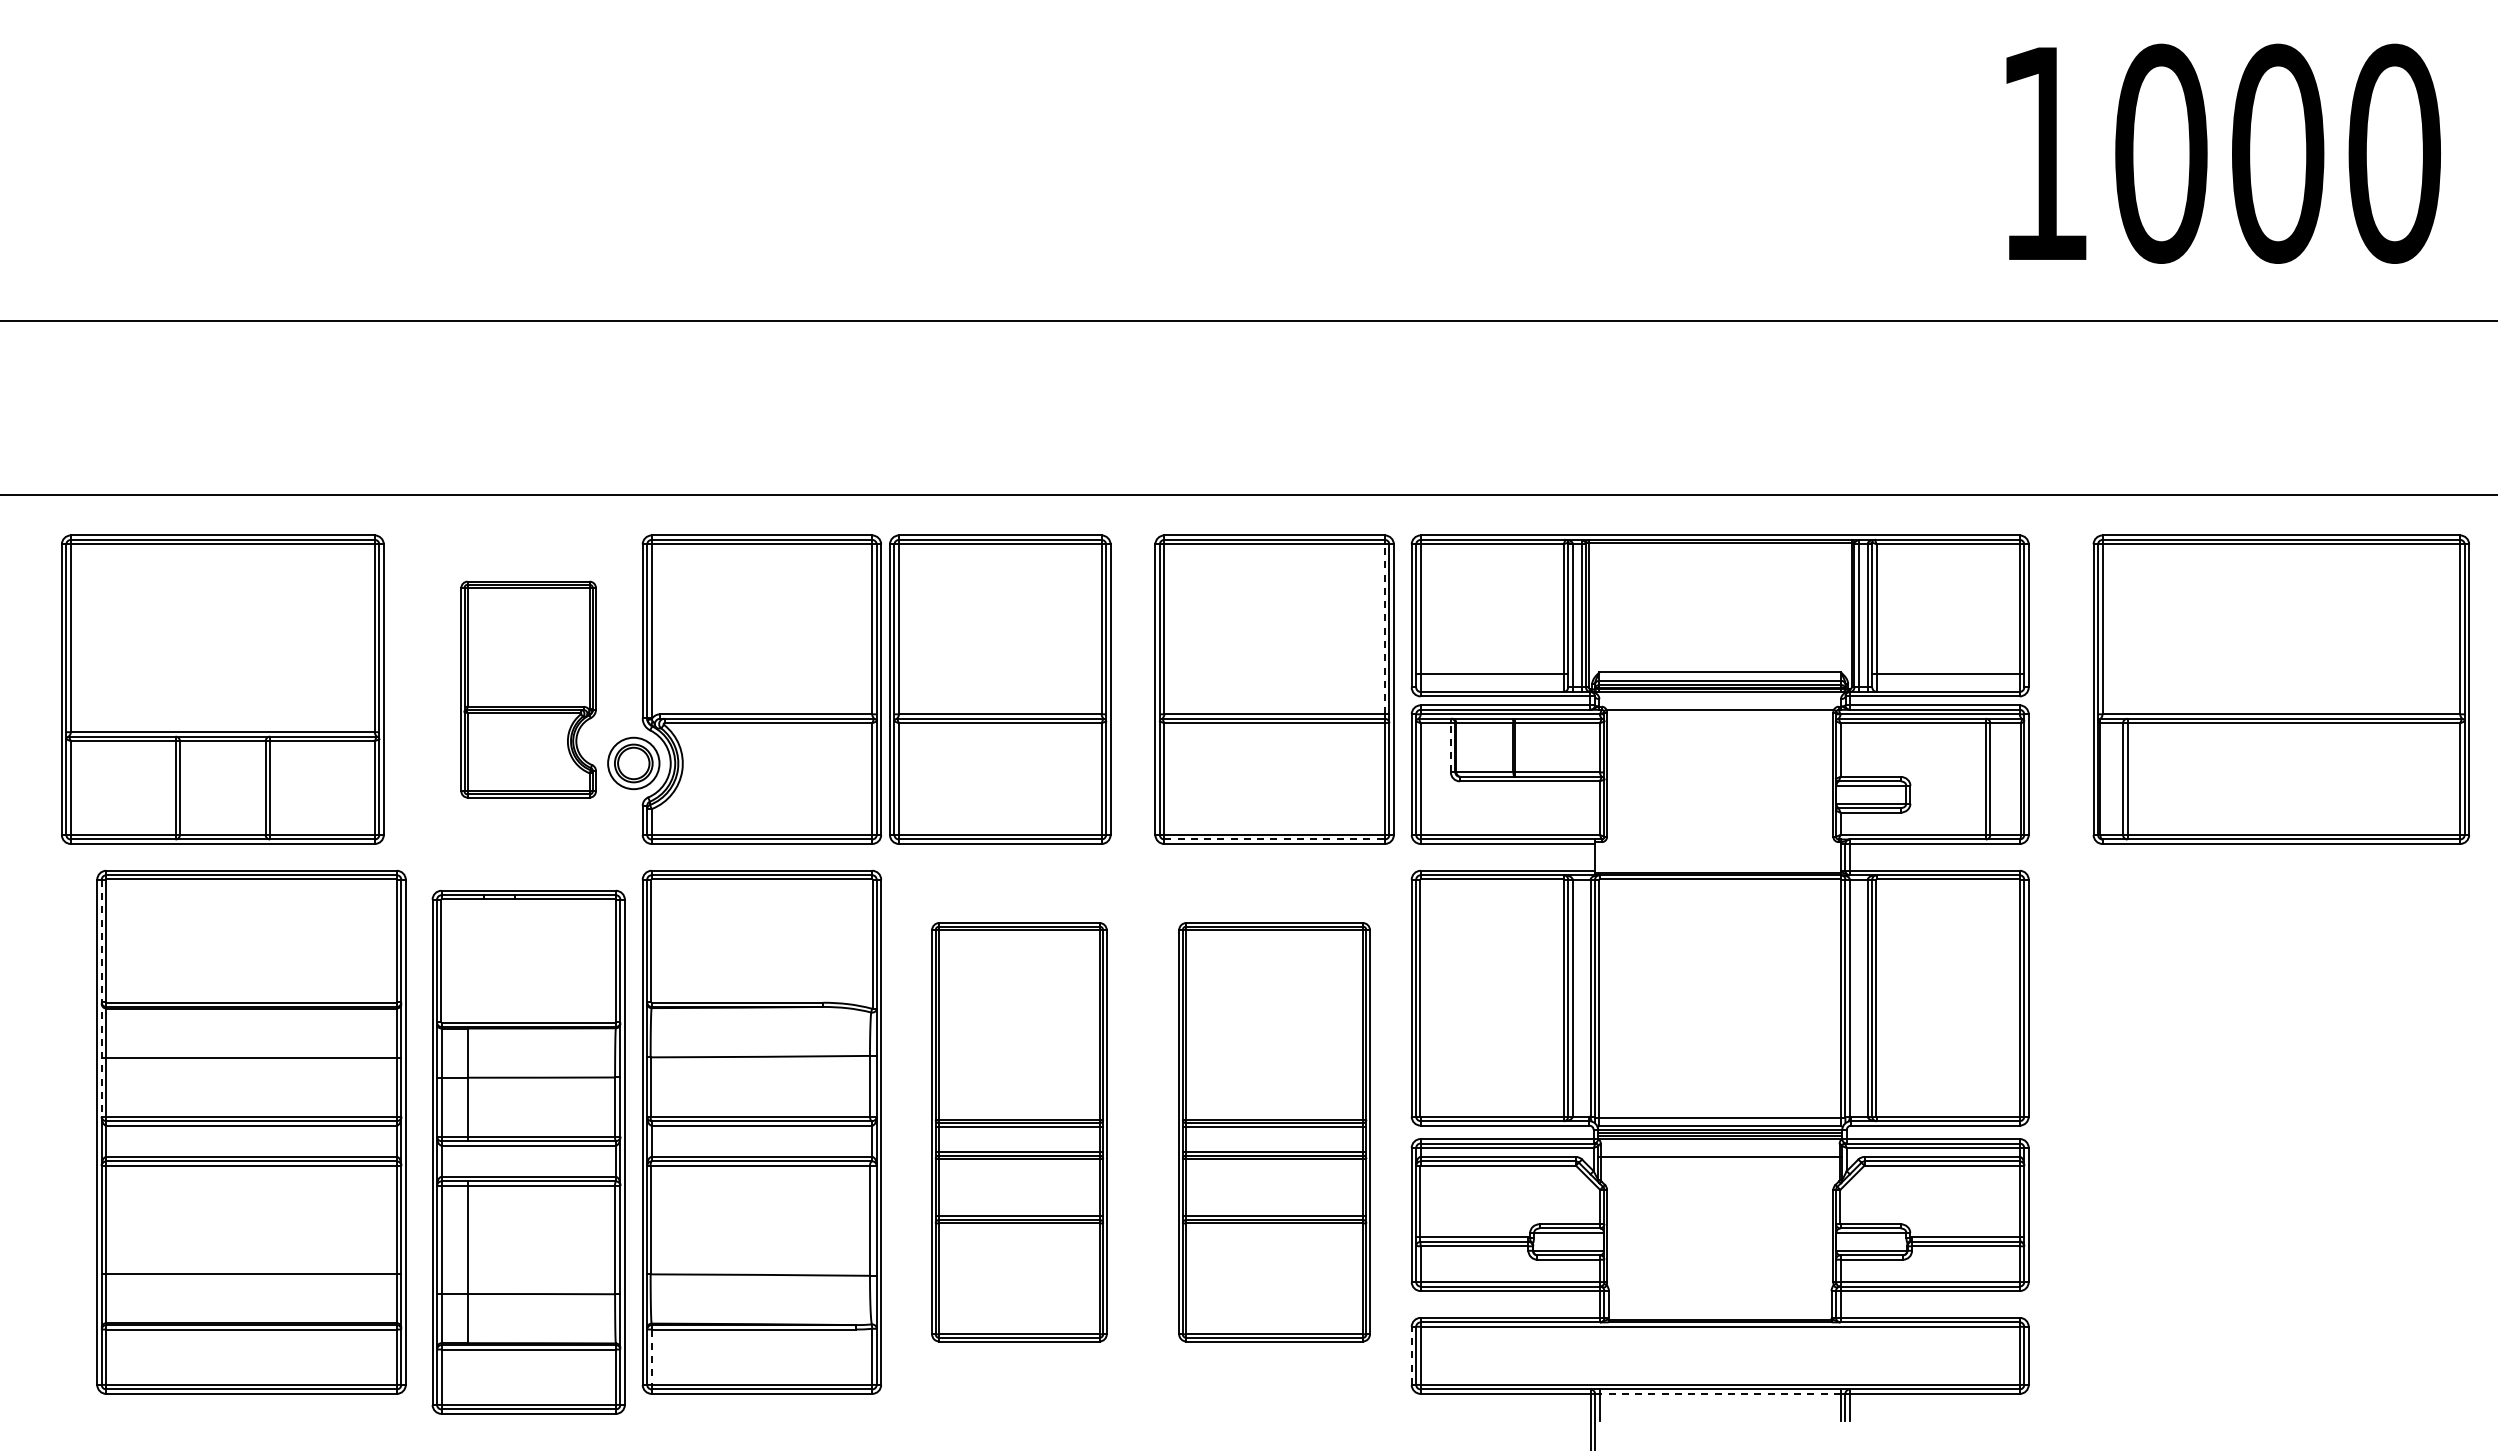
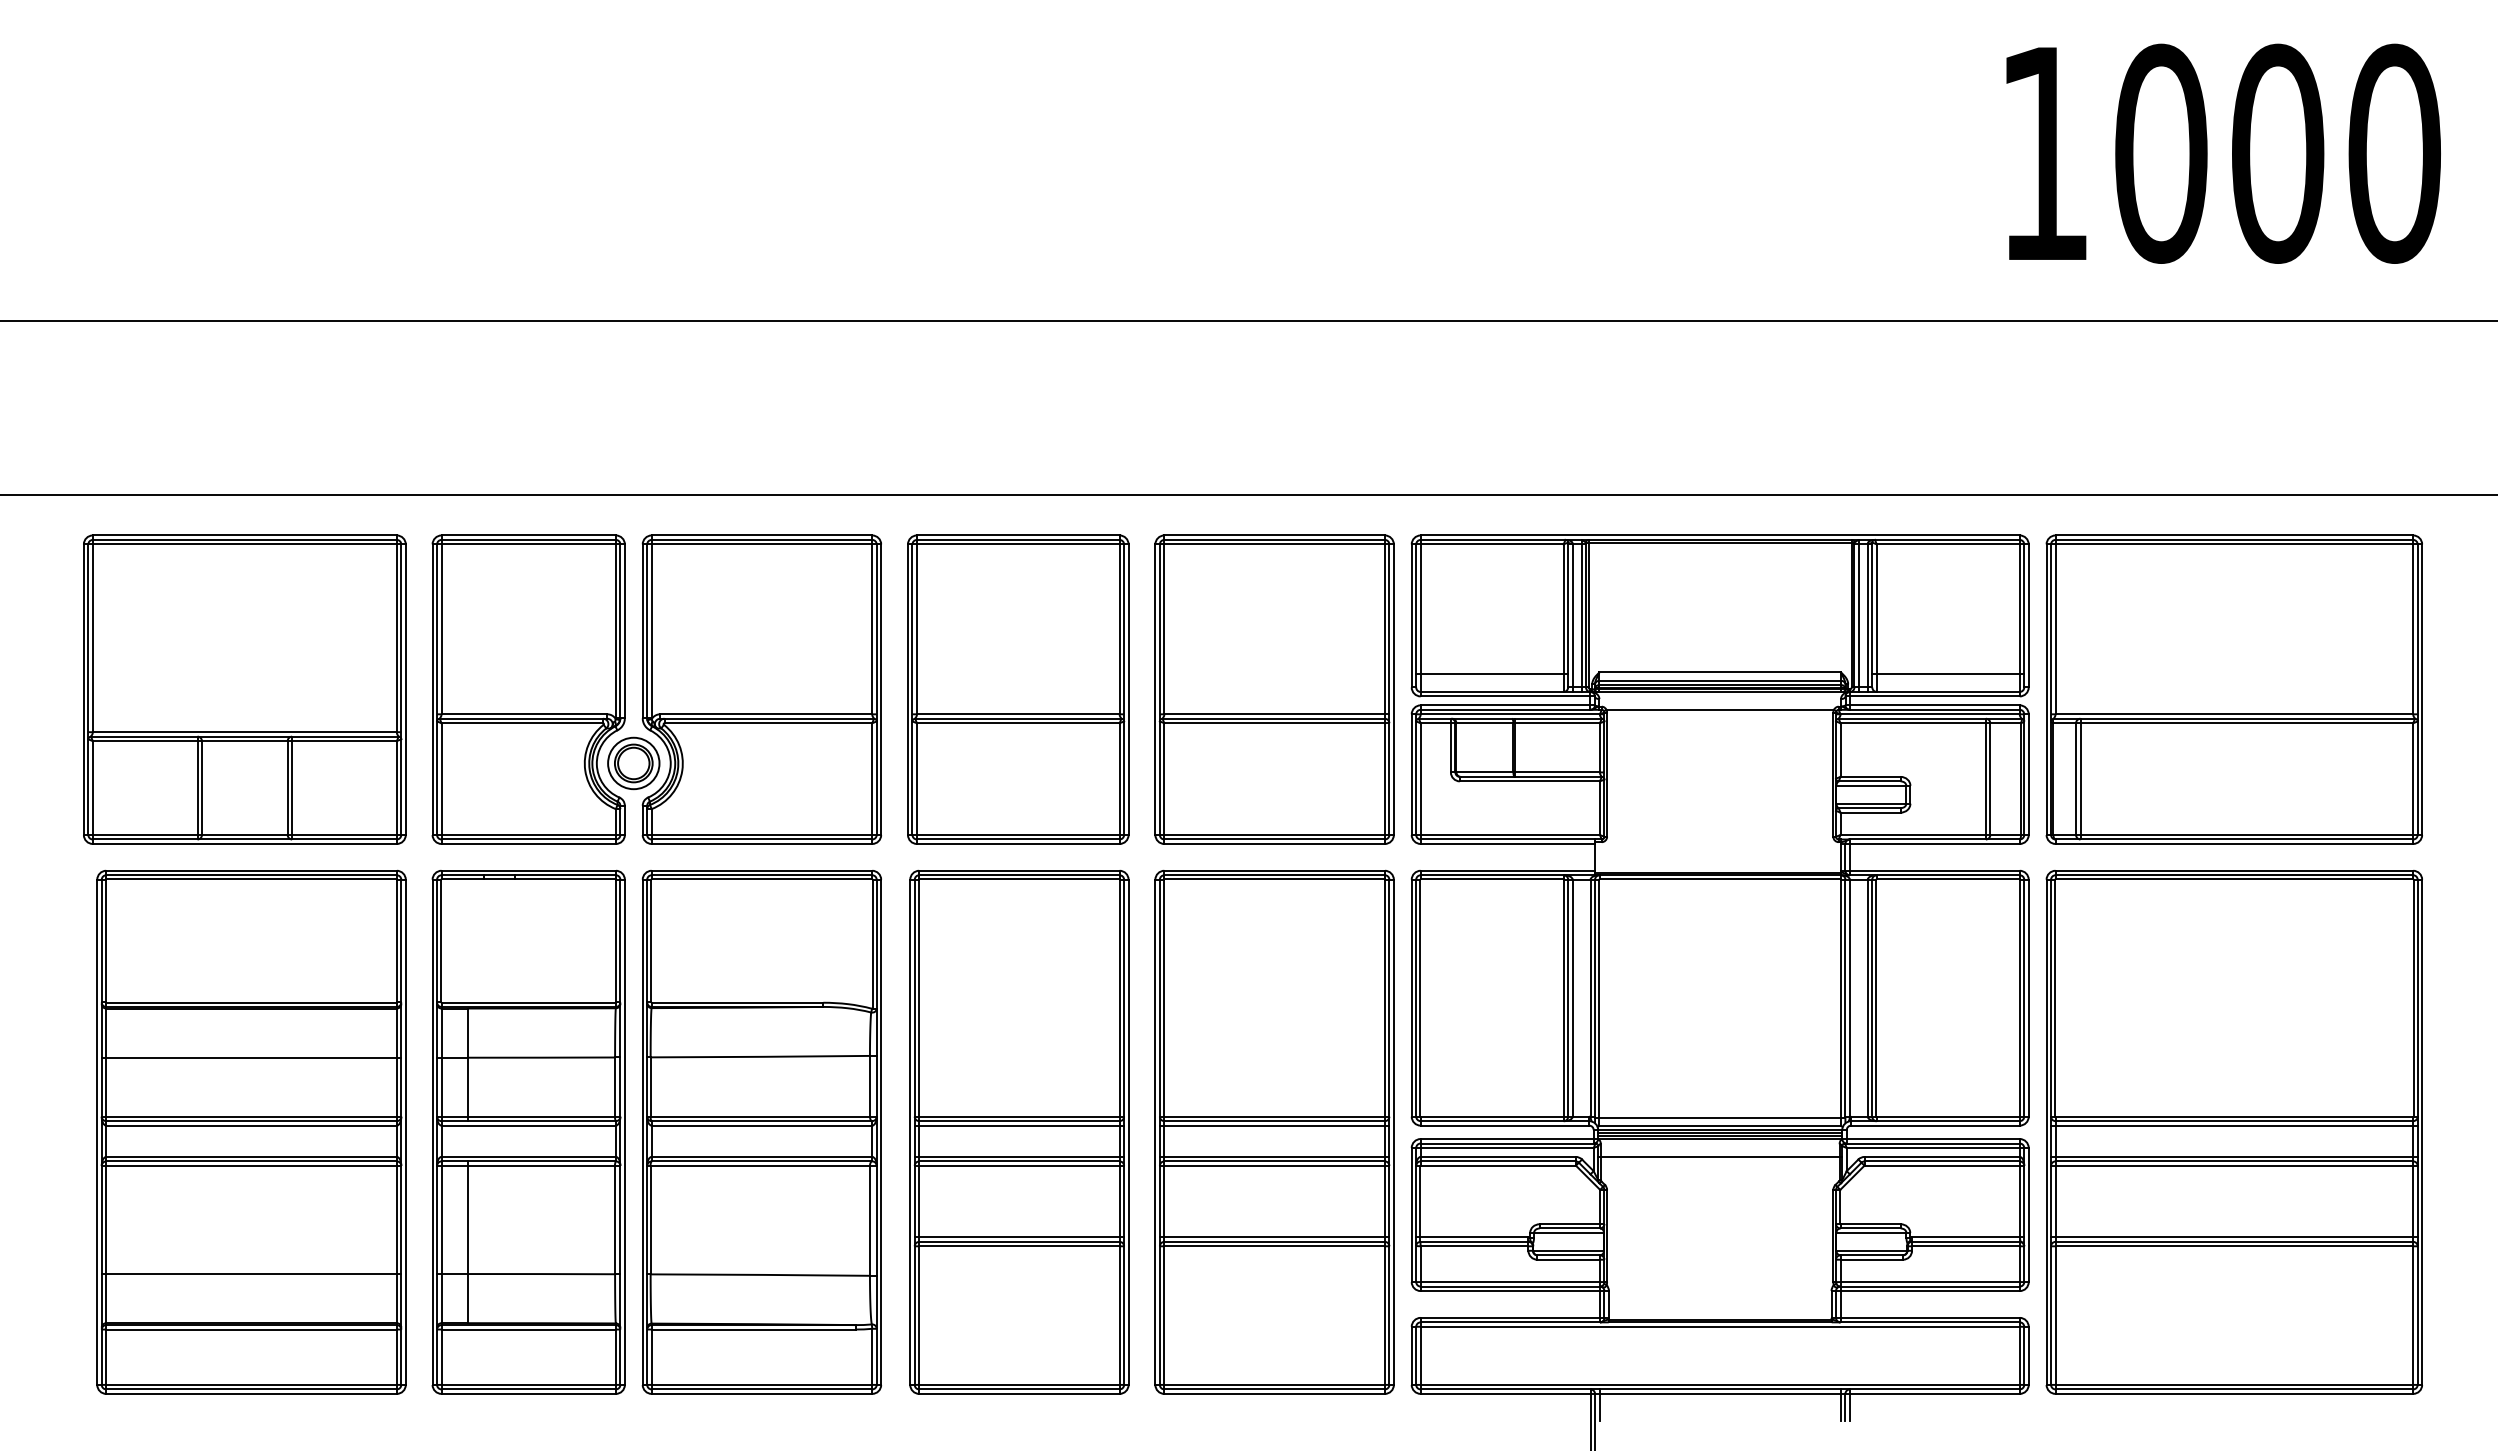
line: dashed -> solid (1384, 629)
part position: (222, 689) -> (244, 689) (244, 689)
part size: 137x219 px -> 195x311 px (528, 689)
part position: (1000, 689) -> (1018, 689) (1018, 689)
part position: (2280, 689) -> (2233, 689) (2233, 689)
line: dashed -> solid (1450, 747)
line: dashed -> solid (1275, 839)
line: dashed -> solid (101, 998)
part size: 177x421 px -> 221x526 px (1019, 1131)
part size: 193x421 px -> 241x526 px (1274, 1131)
part: none -> present (2233, 1132)
part position: (528, 1151) -> (528, 1131) (528, 1131)
line: dashed -> solid (1411, 1355)
line: dashed -> solid (651, 1357)
line: dashed -> solid (1720, 1393)
